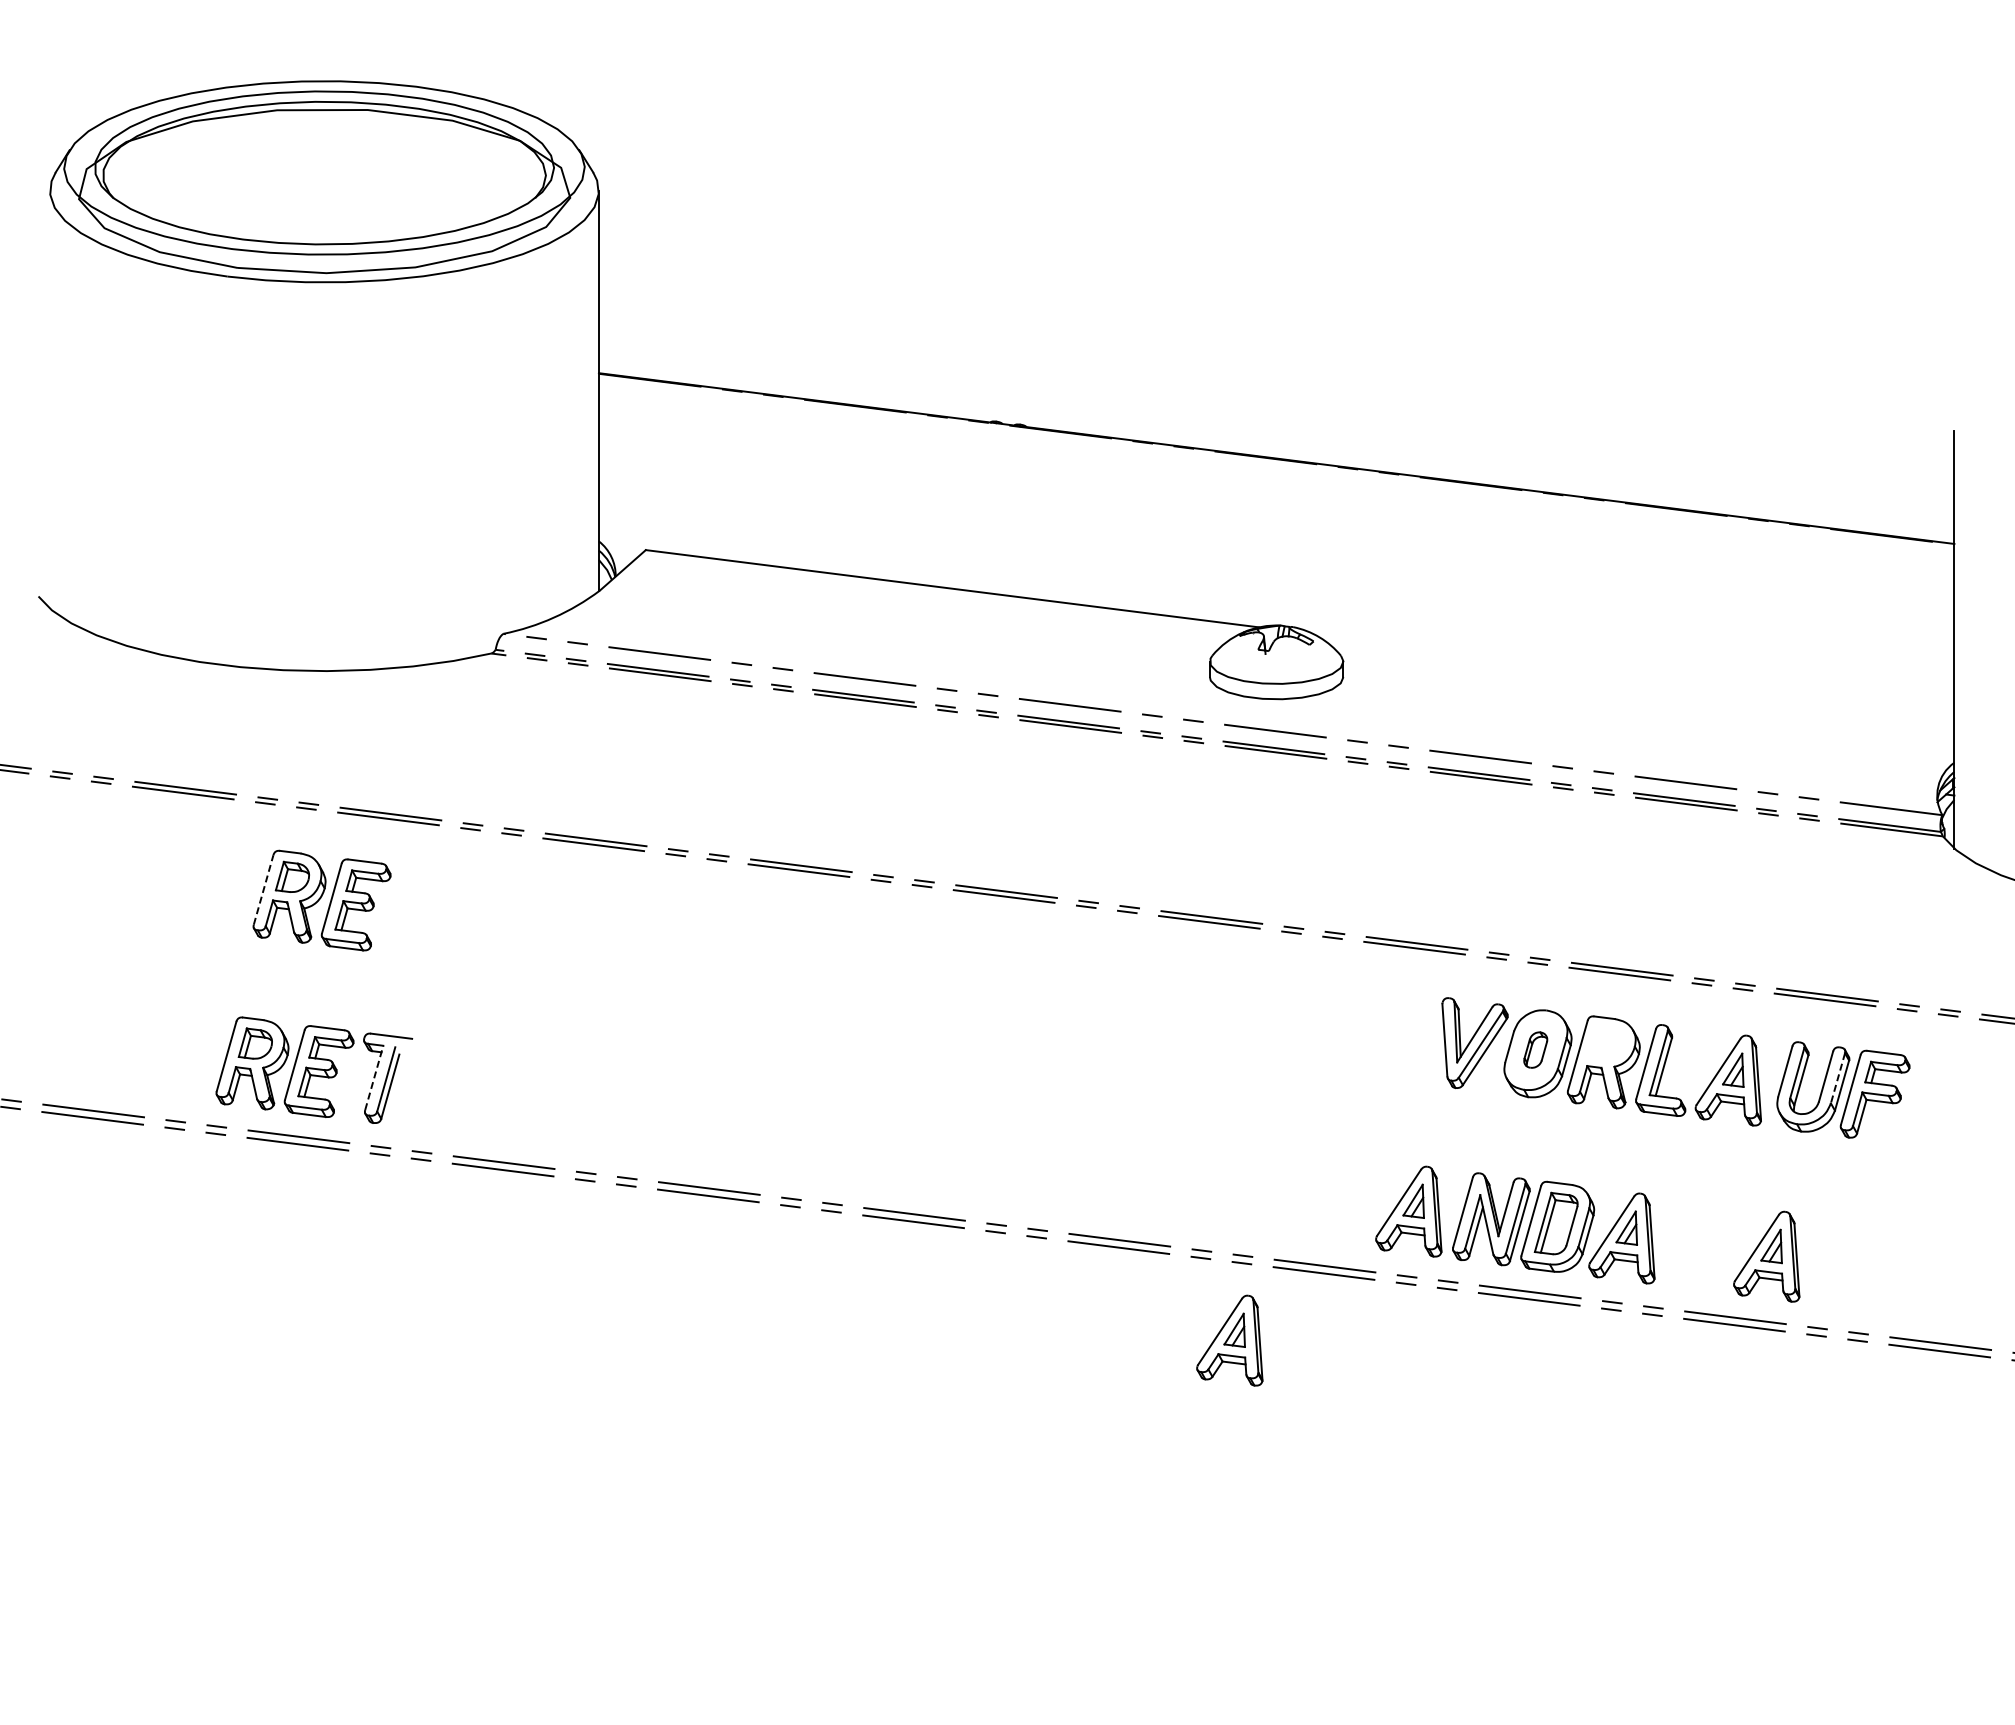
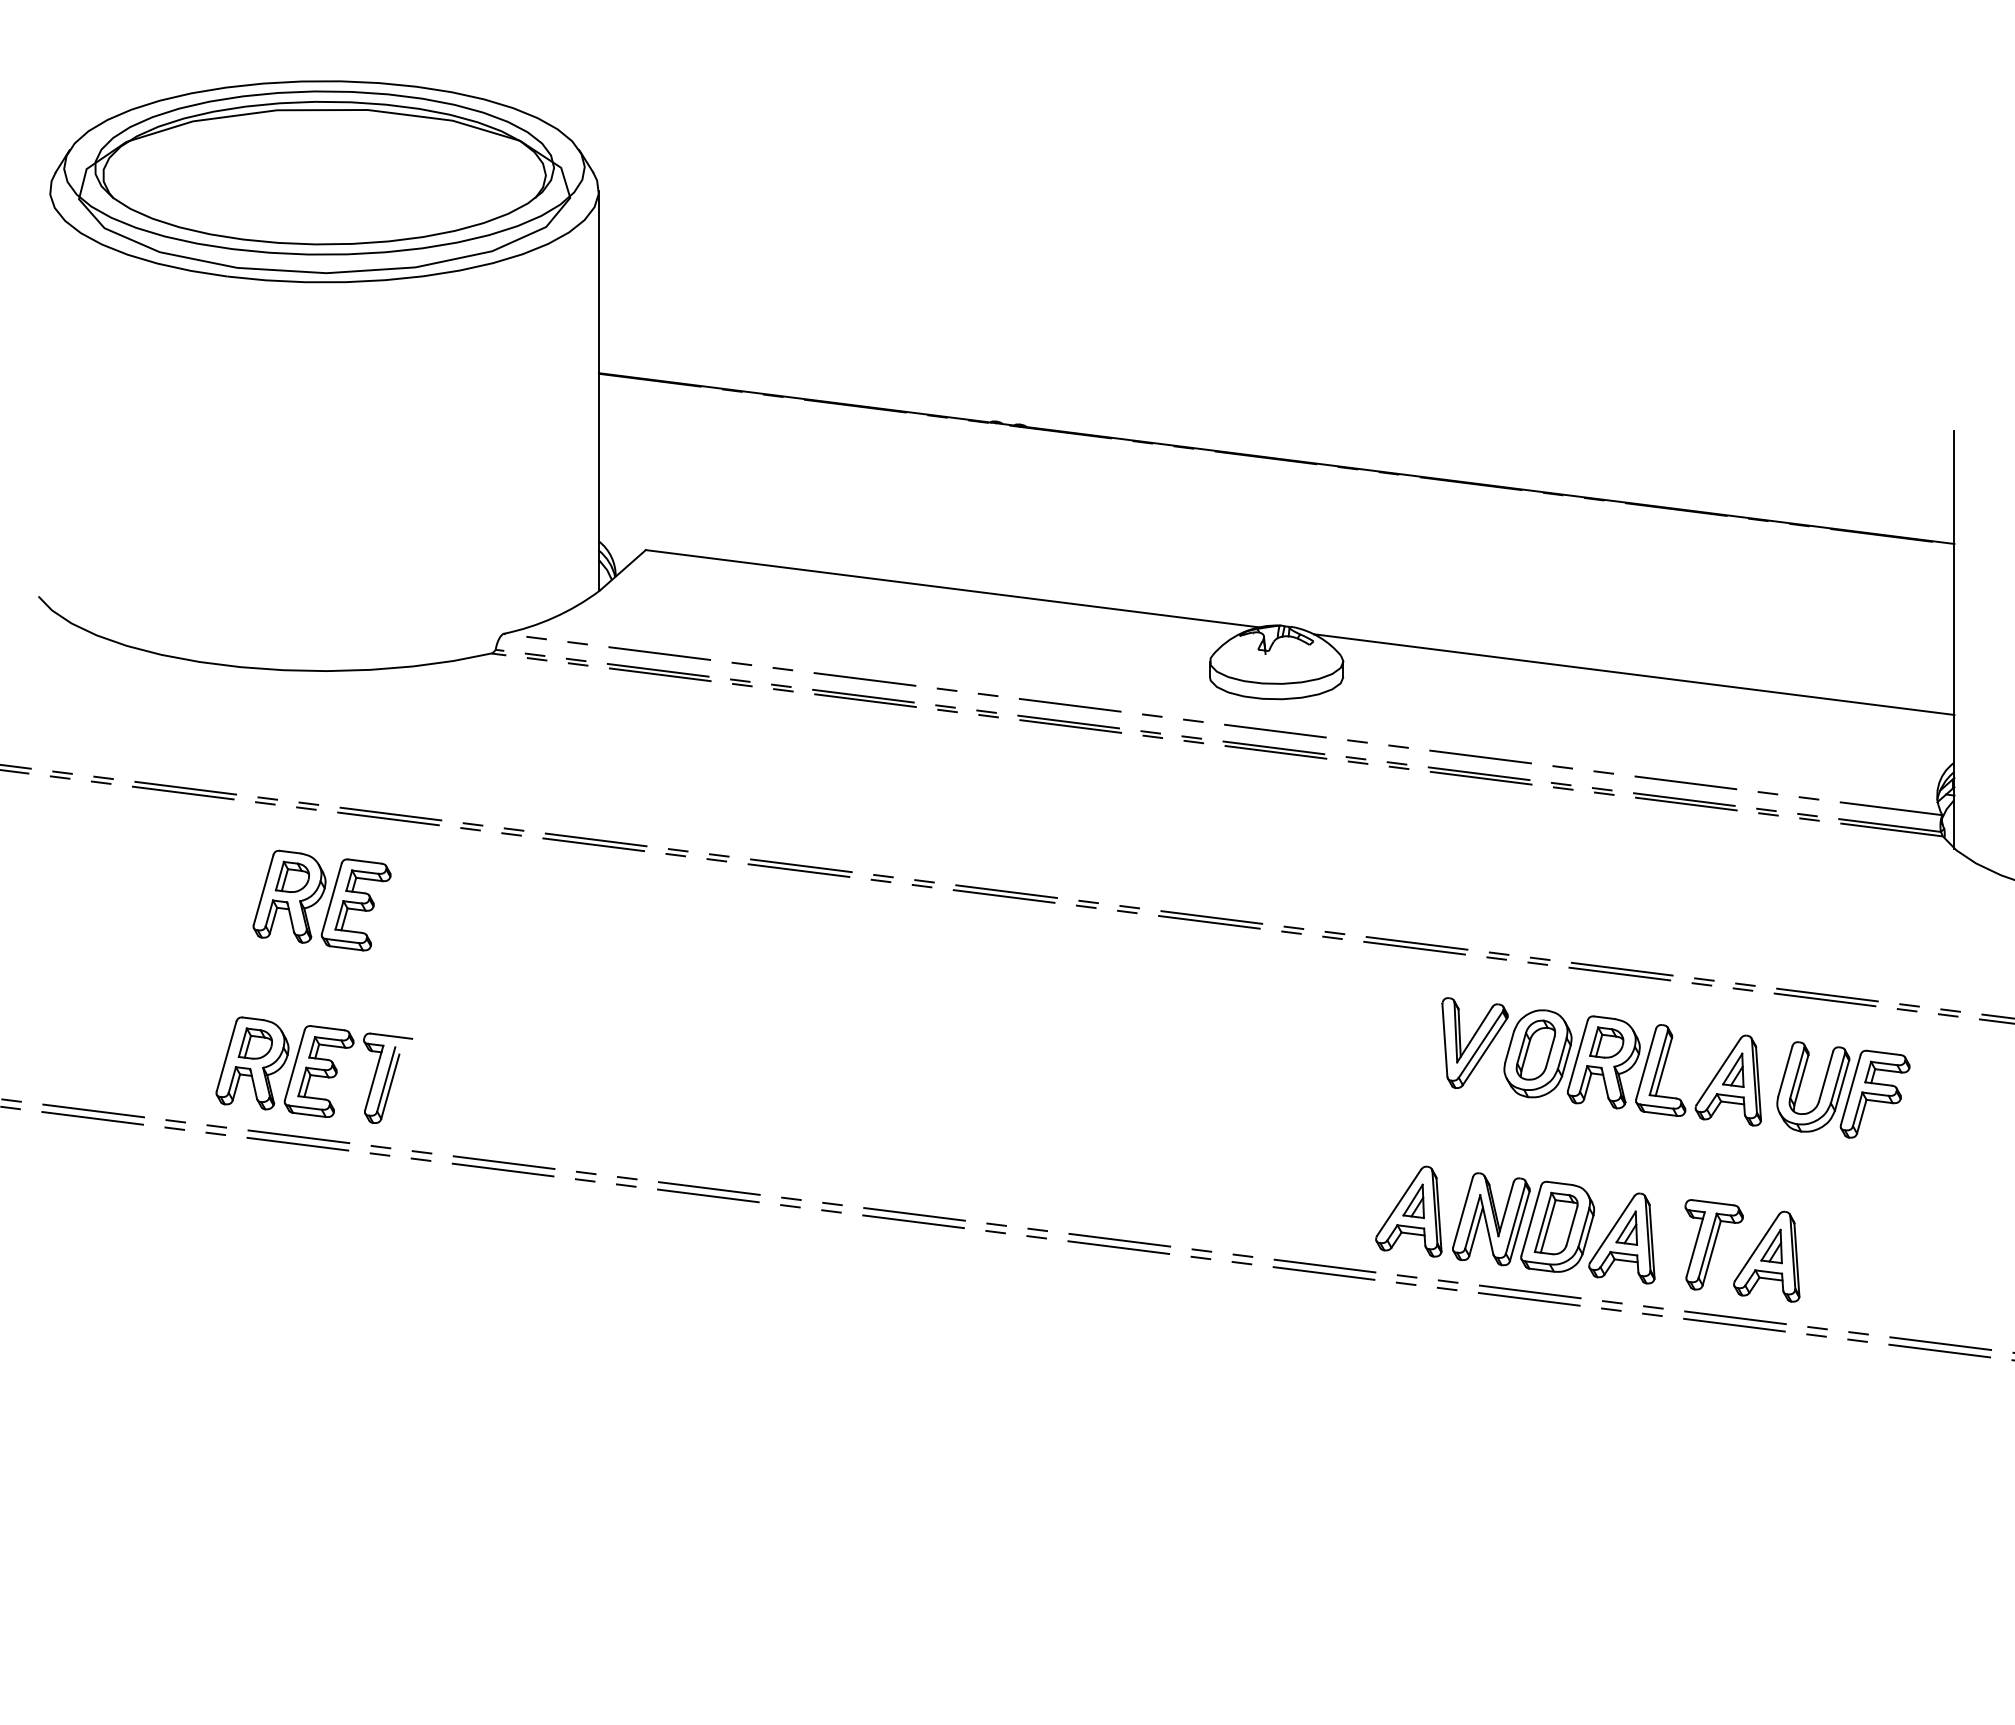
line: none -> present (1633, 674)
line: dashed -> solid (263, 889)
part: none -> present (1606, 1042)
part size: 26x38 px -> 41x62 px (1535, 1049)
line: dashed -> solid (374, 1077)
line: dashed -> solid (1837, 1078)
part: none -> present (1713, 1244)
part: present -> none (1229, 1340)
